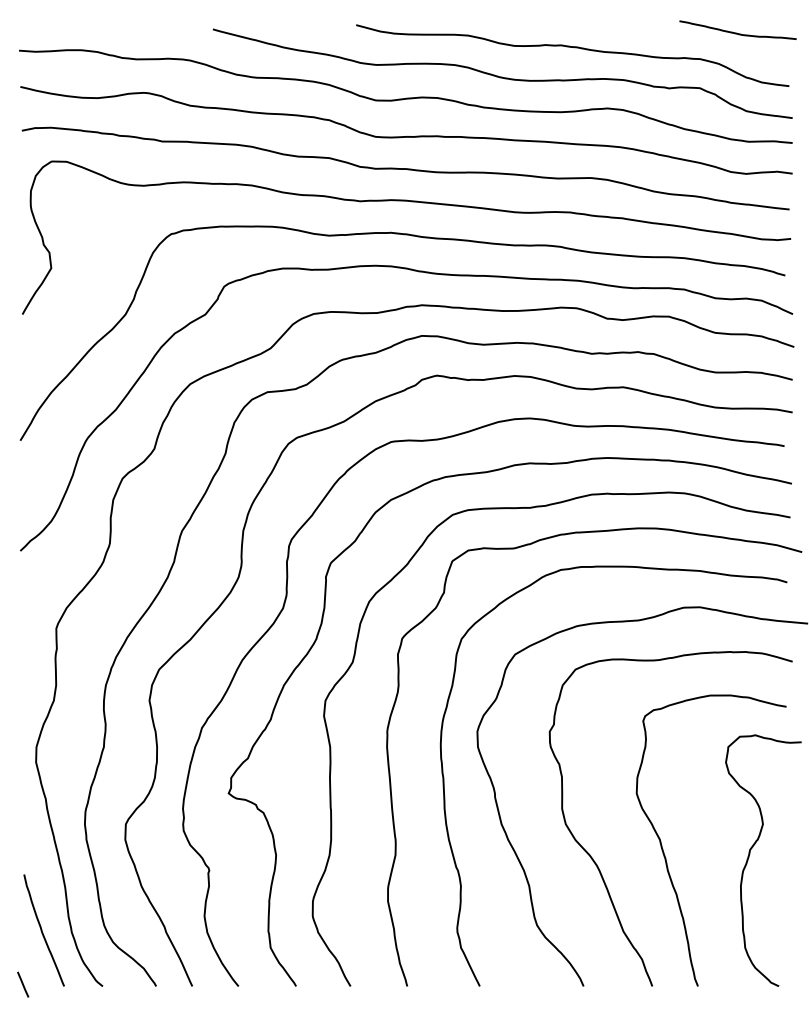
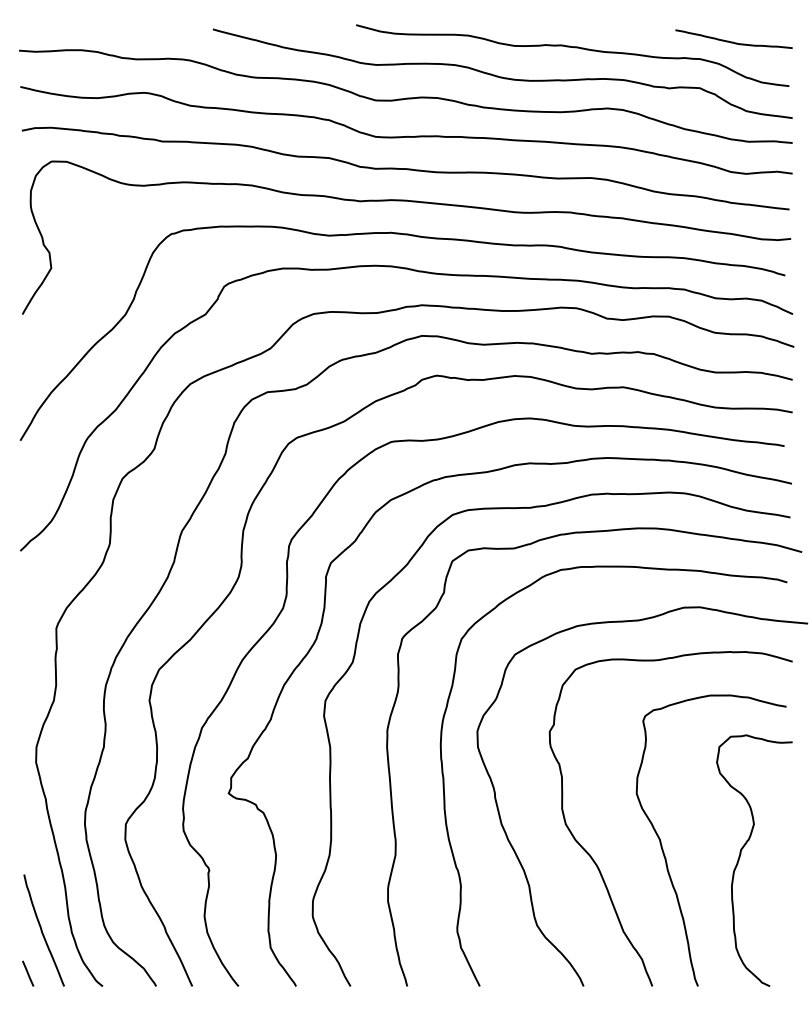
curve position: (737, 32) -> (733, 41) (733, 41)
curve position: (750, 854) -> (741, 854) (741, 854)
line position: (23, 984) -> (28, 973) (28, 973)
